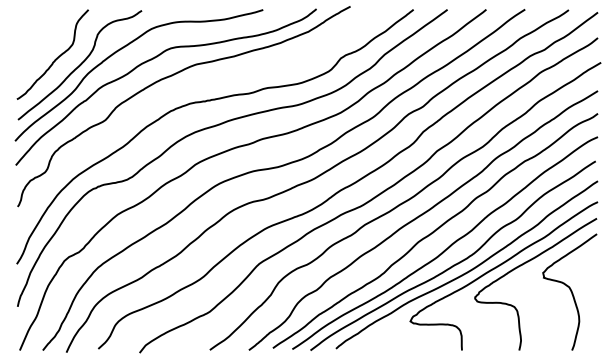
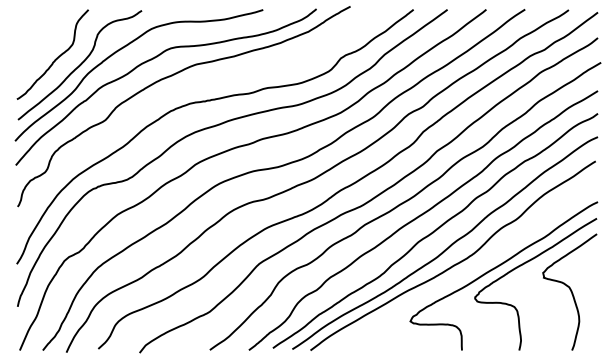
curve: present -> none (468, 270)
